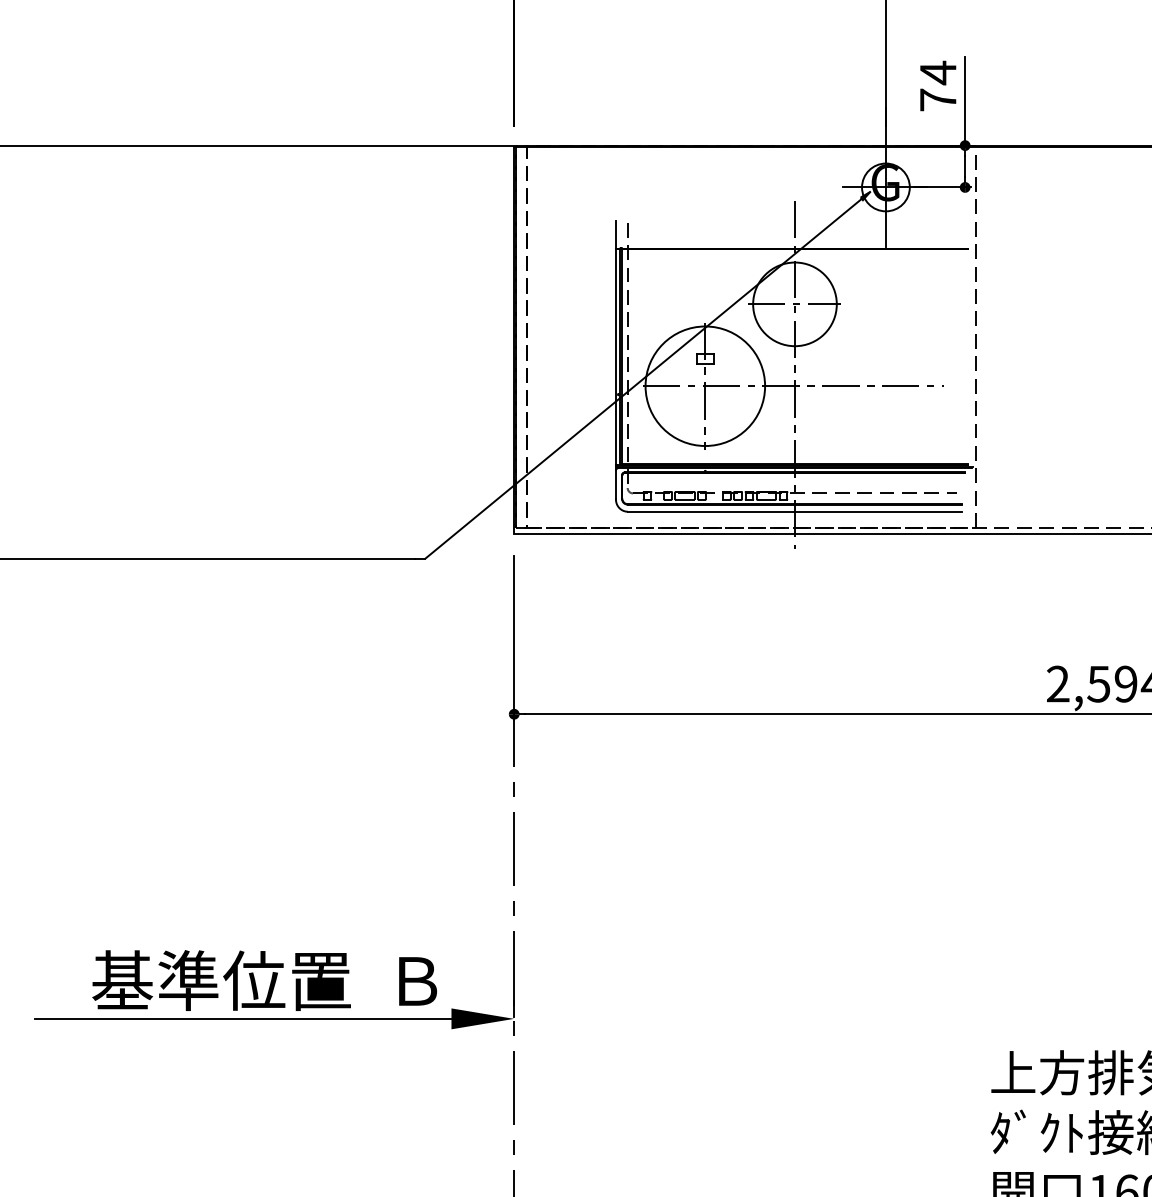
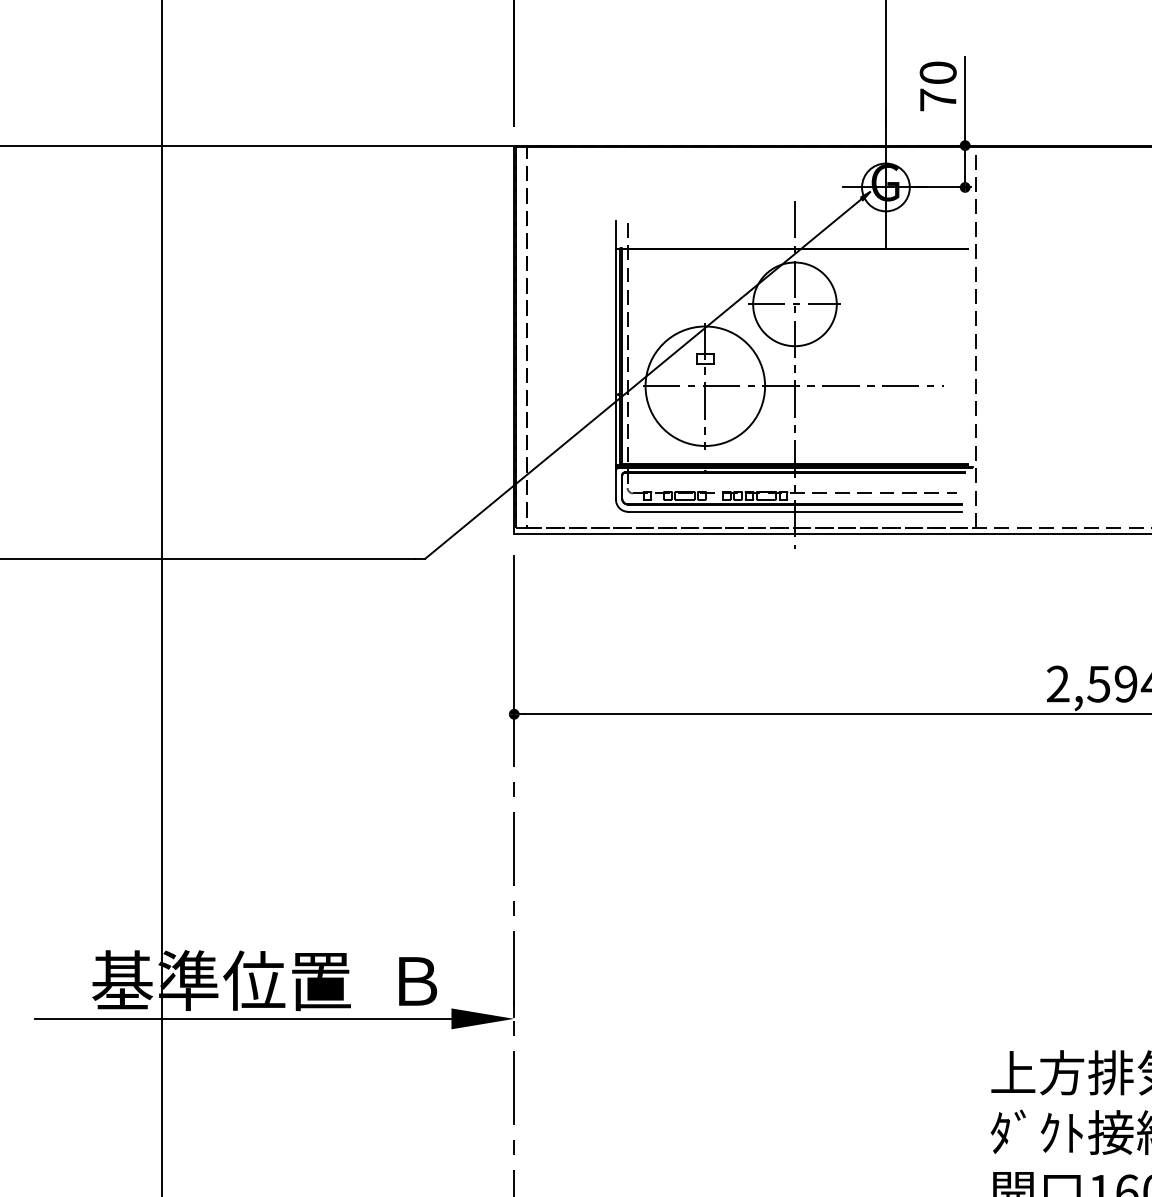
text: 74 -> 70 (937, 72)
line: none -> present (161, 597)
